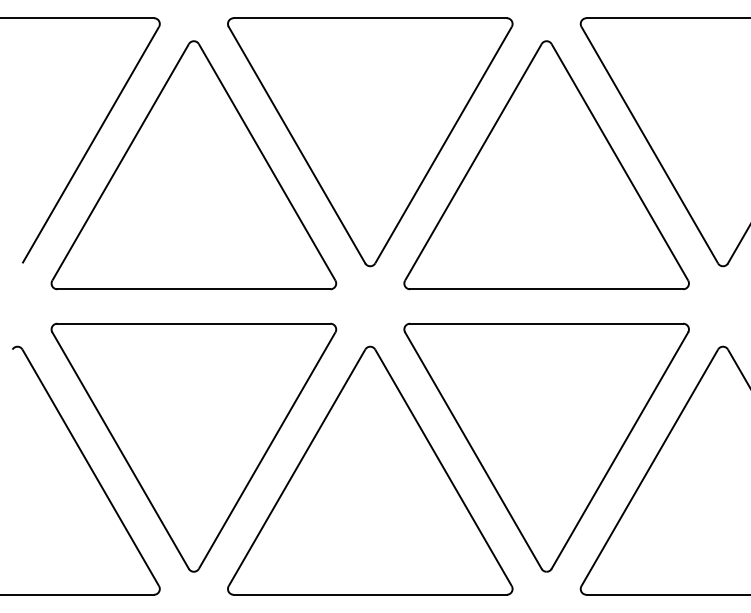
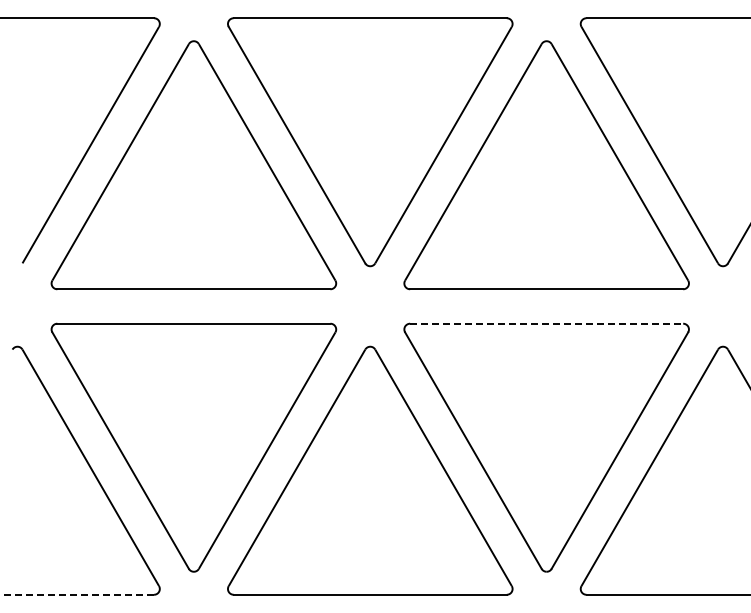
line: solid -> dashed (546, 323)
line: solid -> dashed (77, 594)
